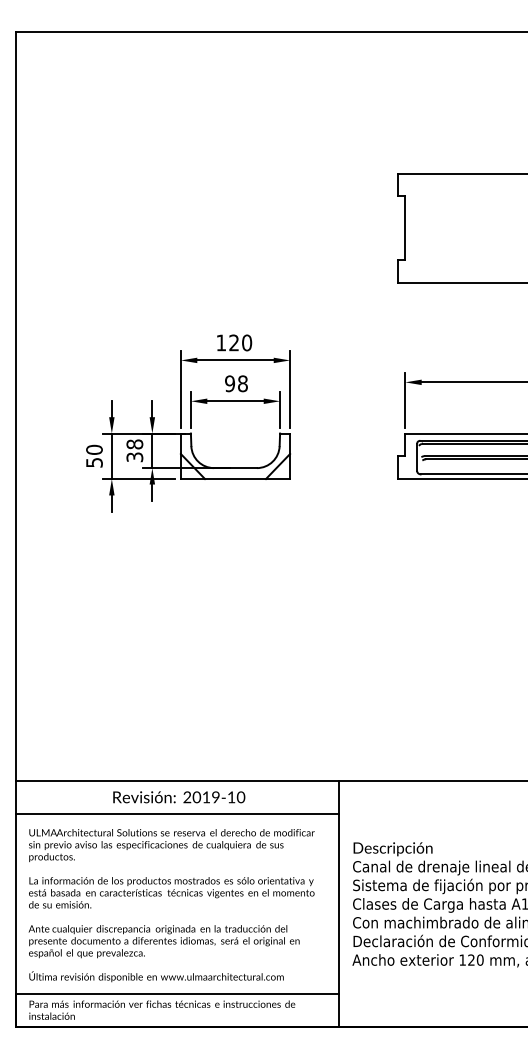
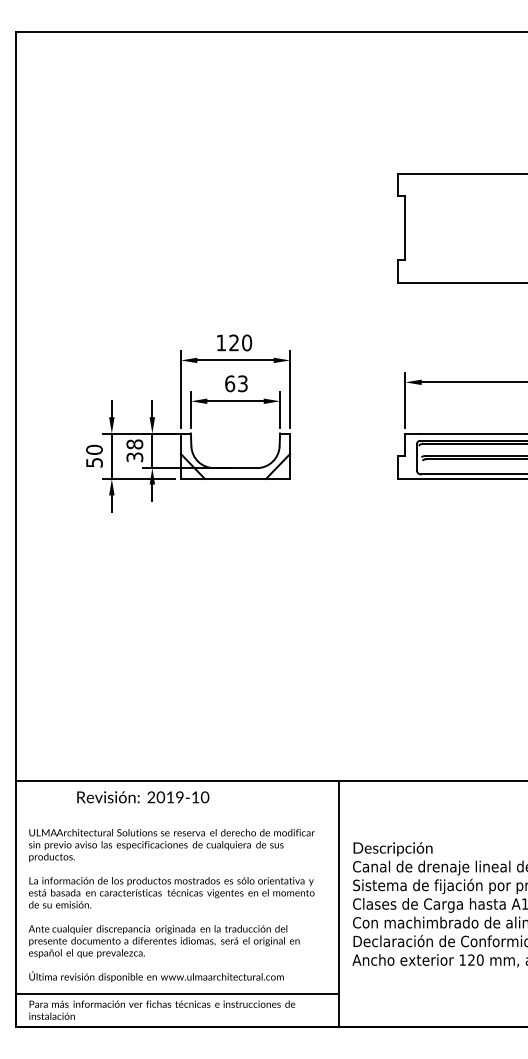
text: 98 -> 63 (236, 383)
text position: (179, 797) -> (143, 797) (143, 797)
line: present -> none (177, 813)
